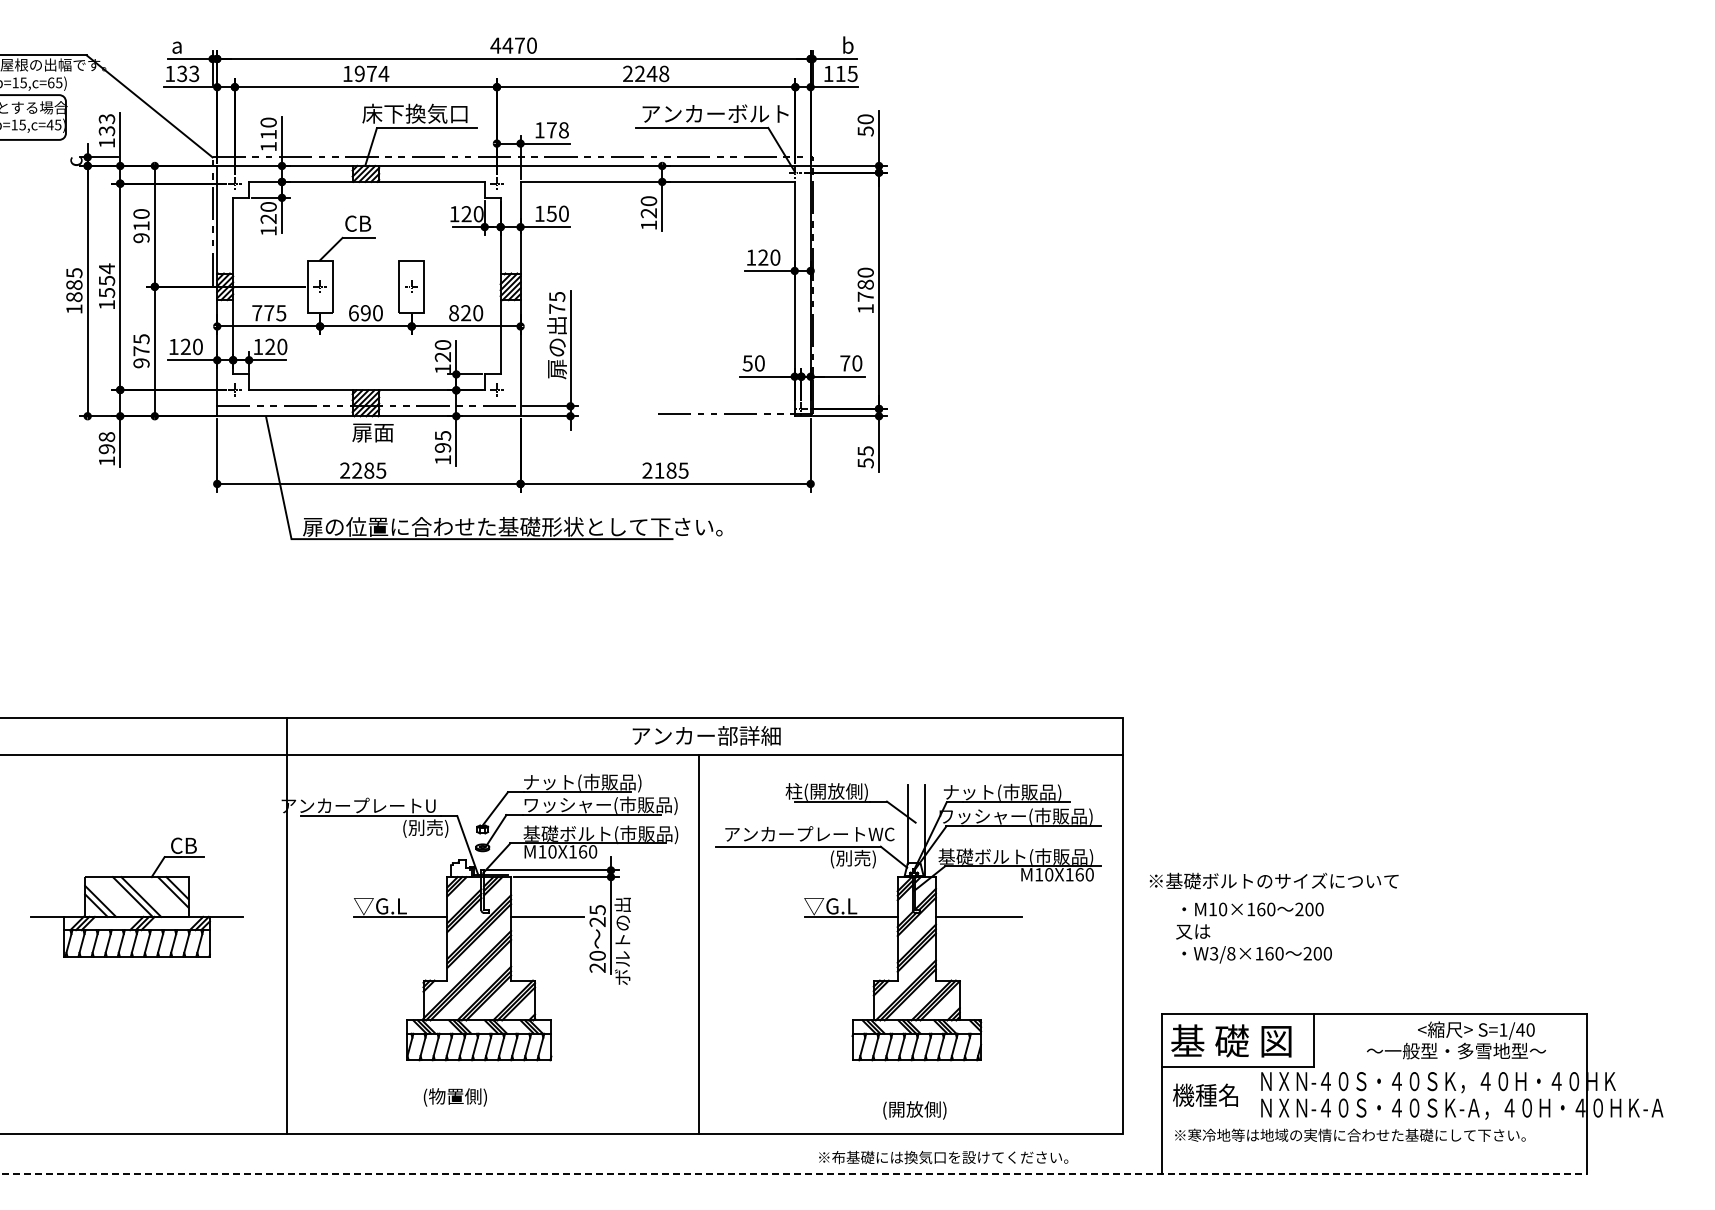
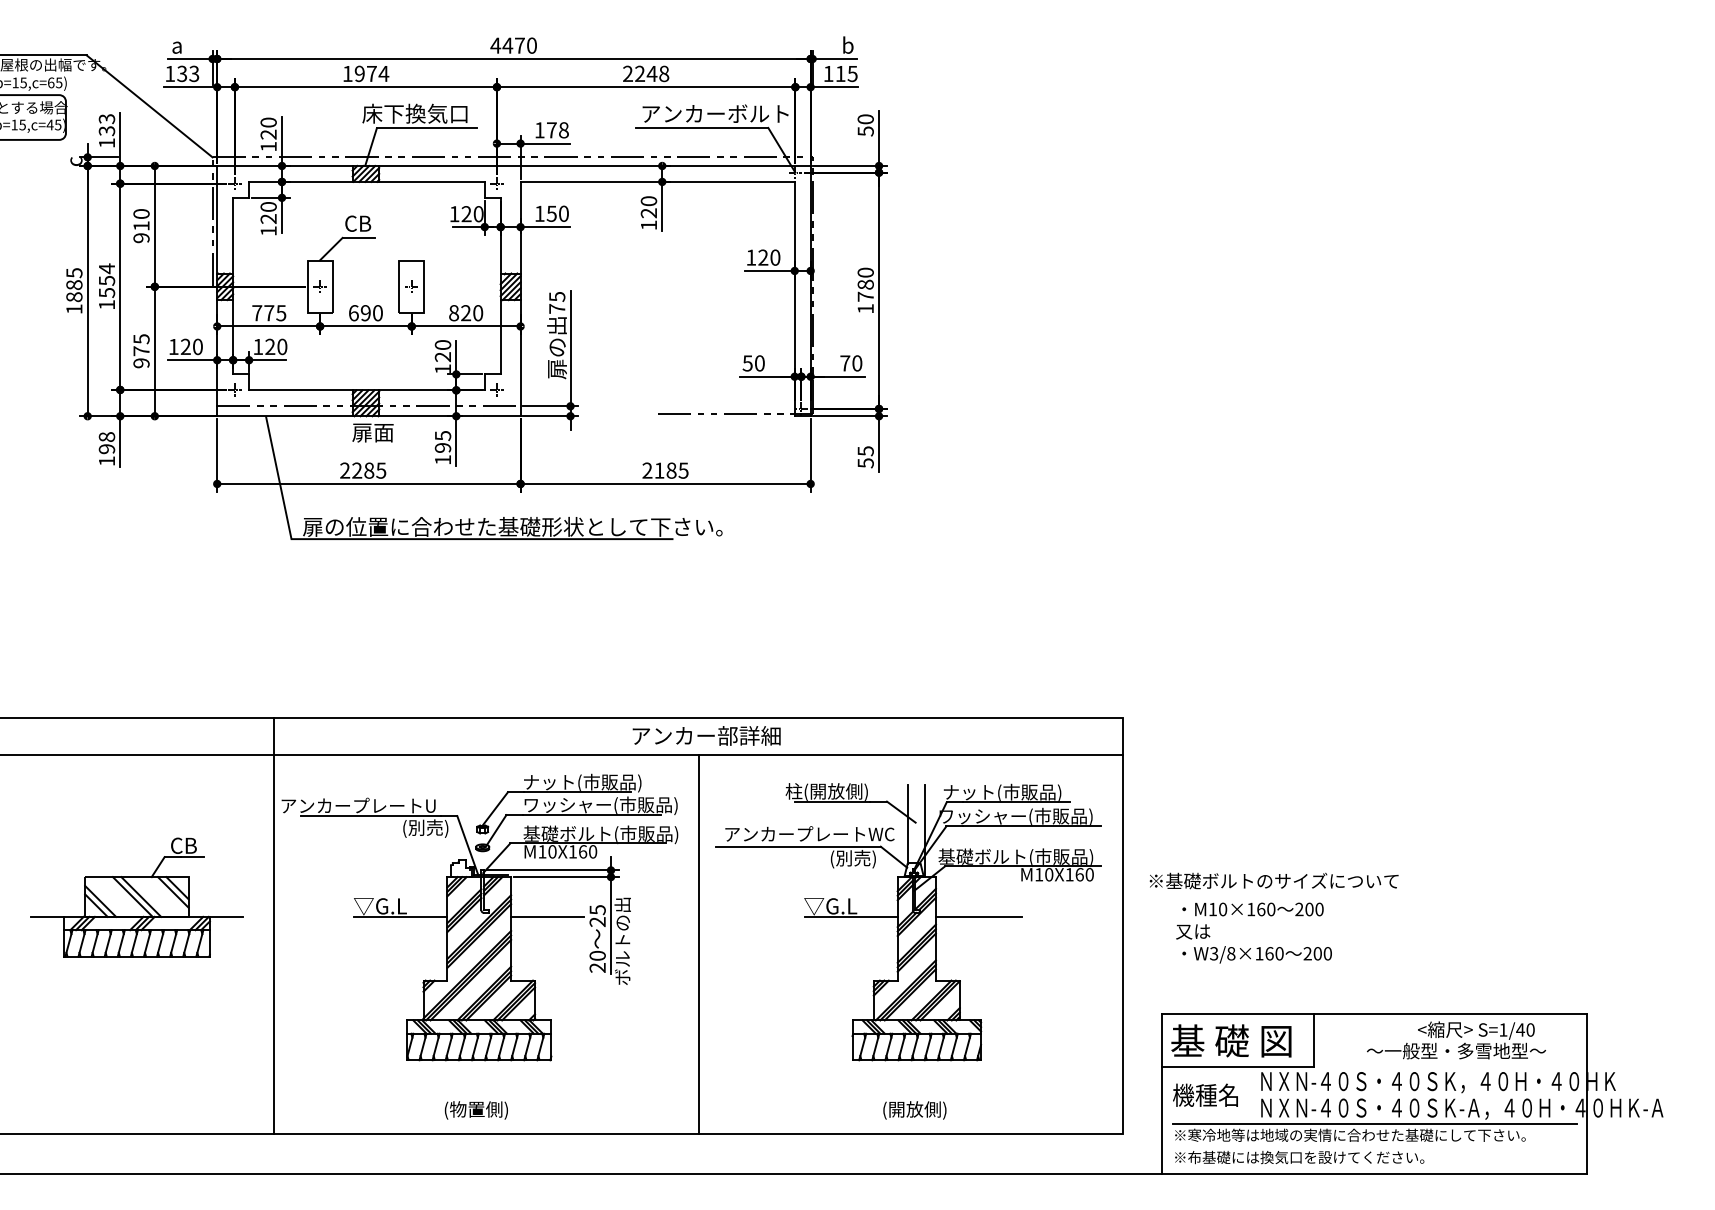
text: 110 -> 120 (268, 134)
line position: (286, 925) -> (273, 925) (273, 925)
text position: (454, 1097) -> (475, 1110) (475, 1110)
line: none -> present (1374, 1123)
text position: (943, 1157) -> (1299, 1157) (1299, 1157)
line: dashed -> solid (794, 1173)
